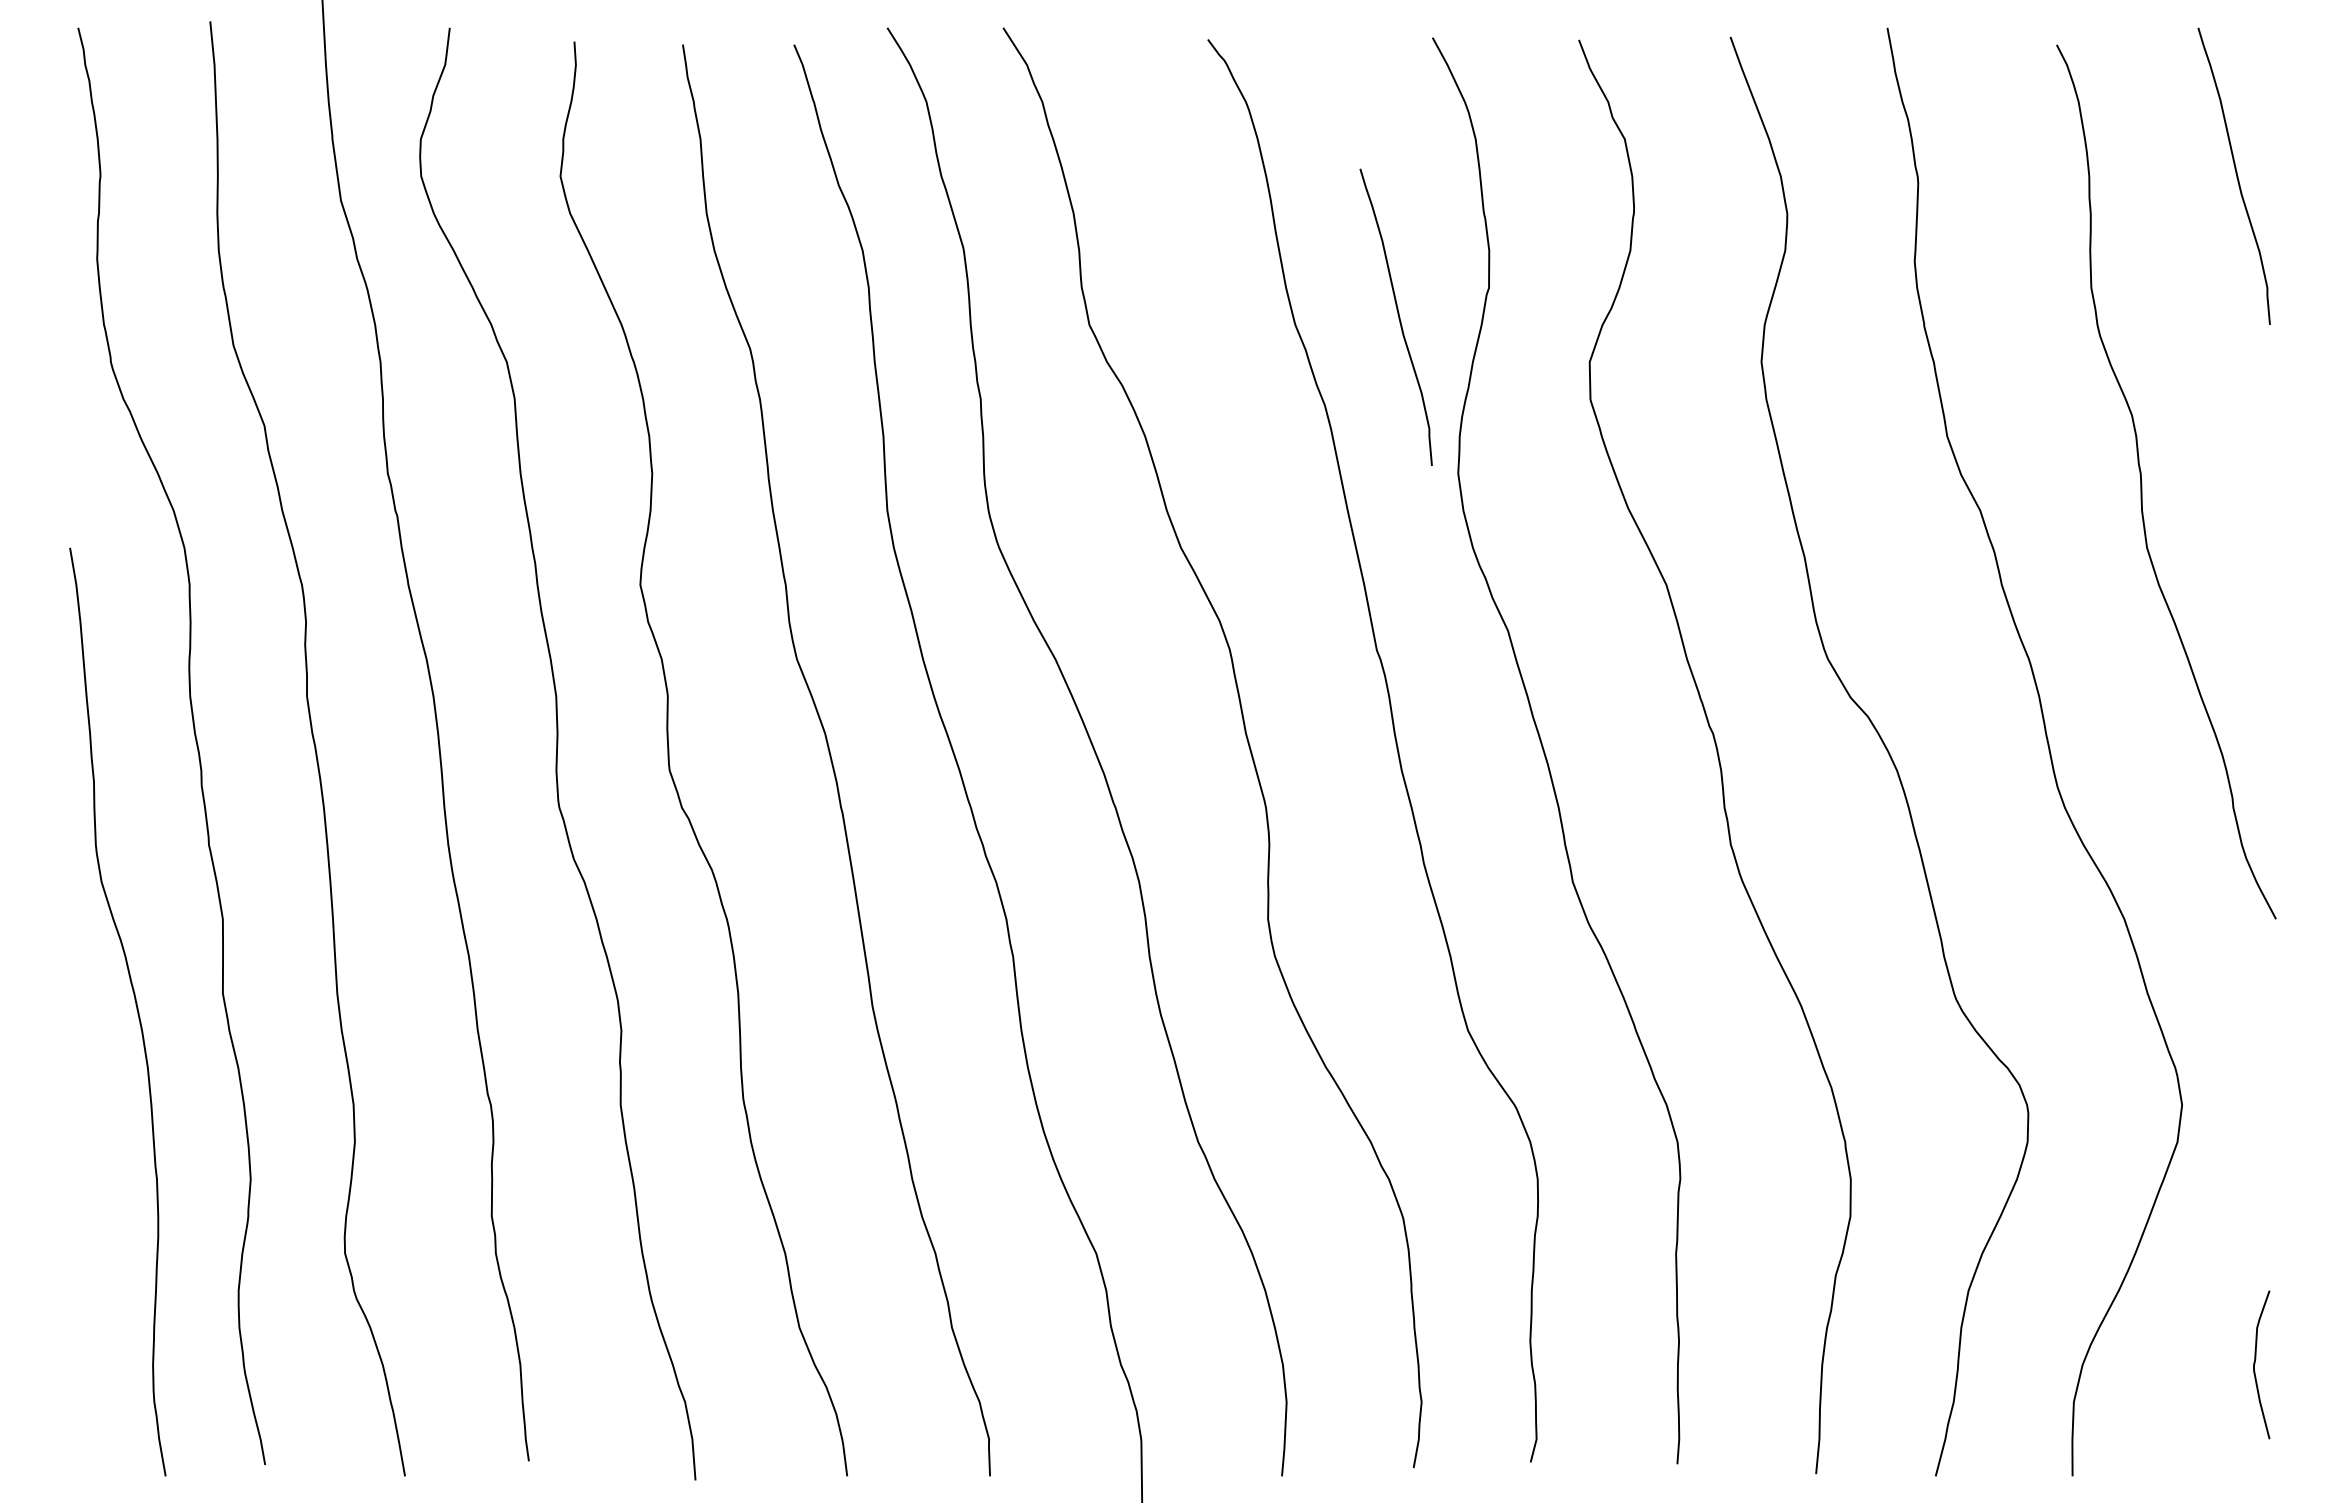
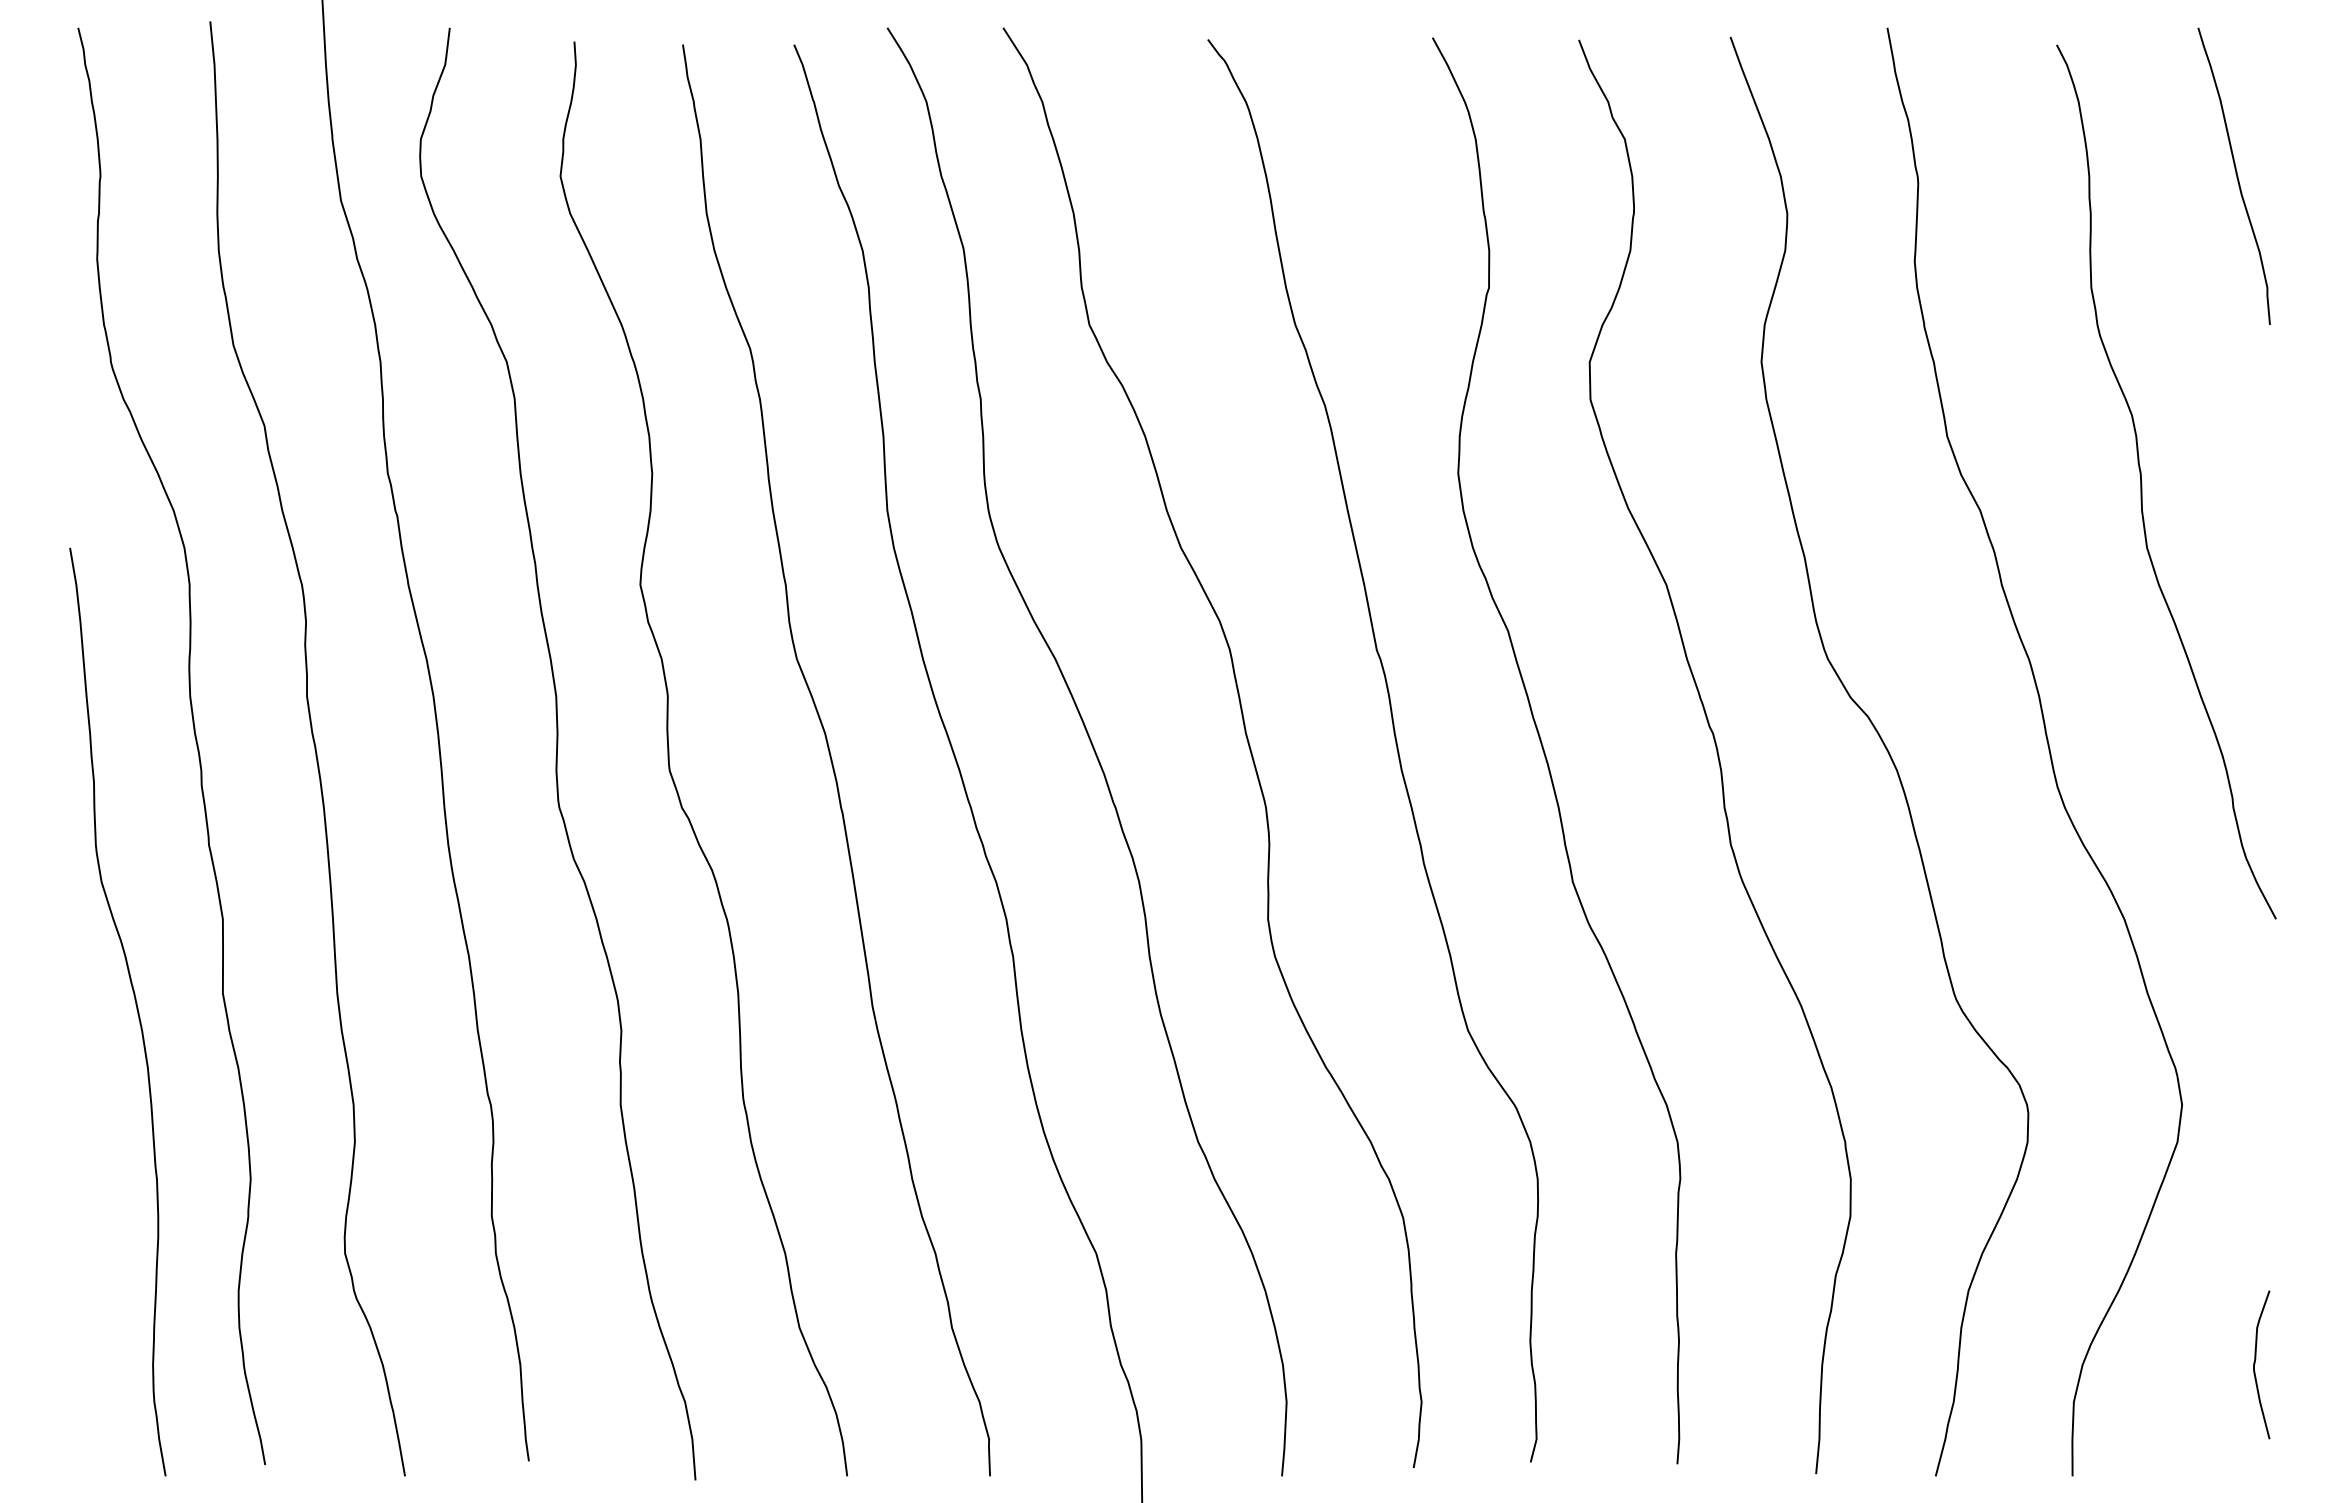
curve: present -> none (1397, 314)
